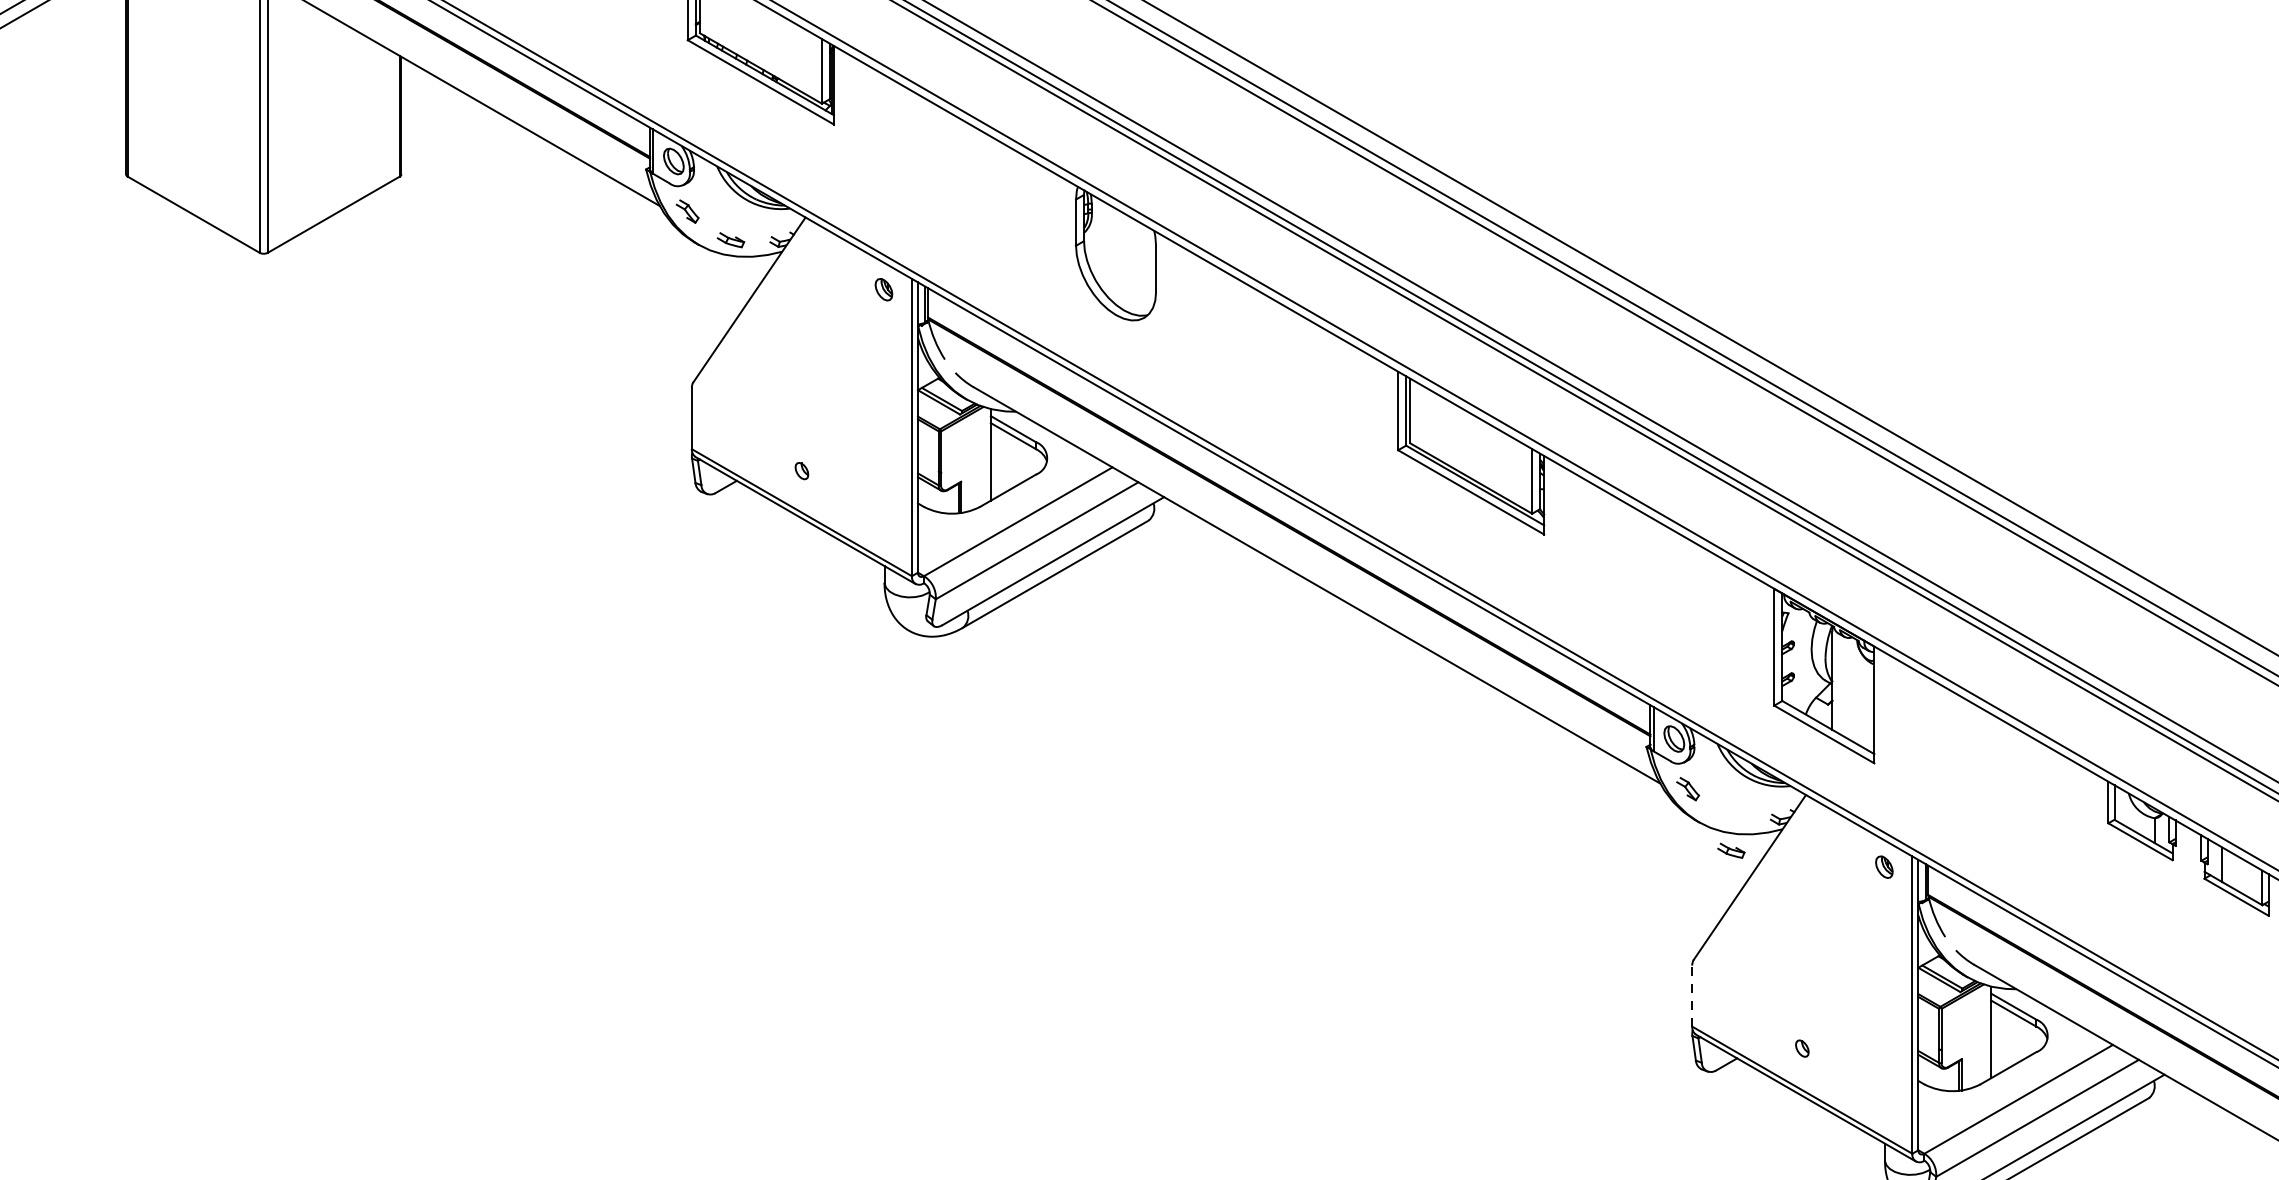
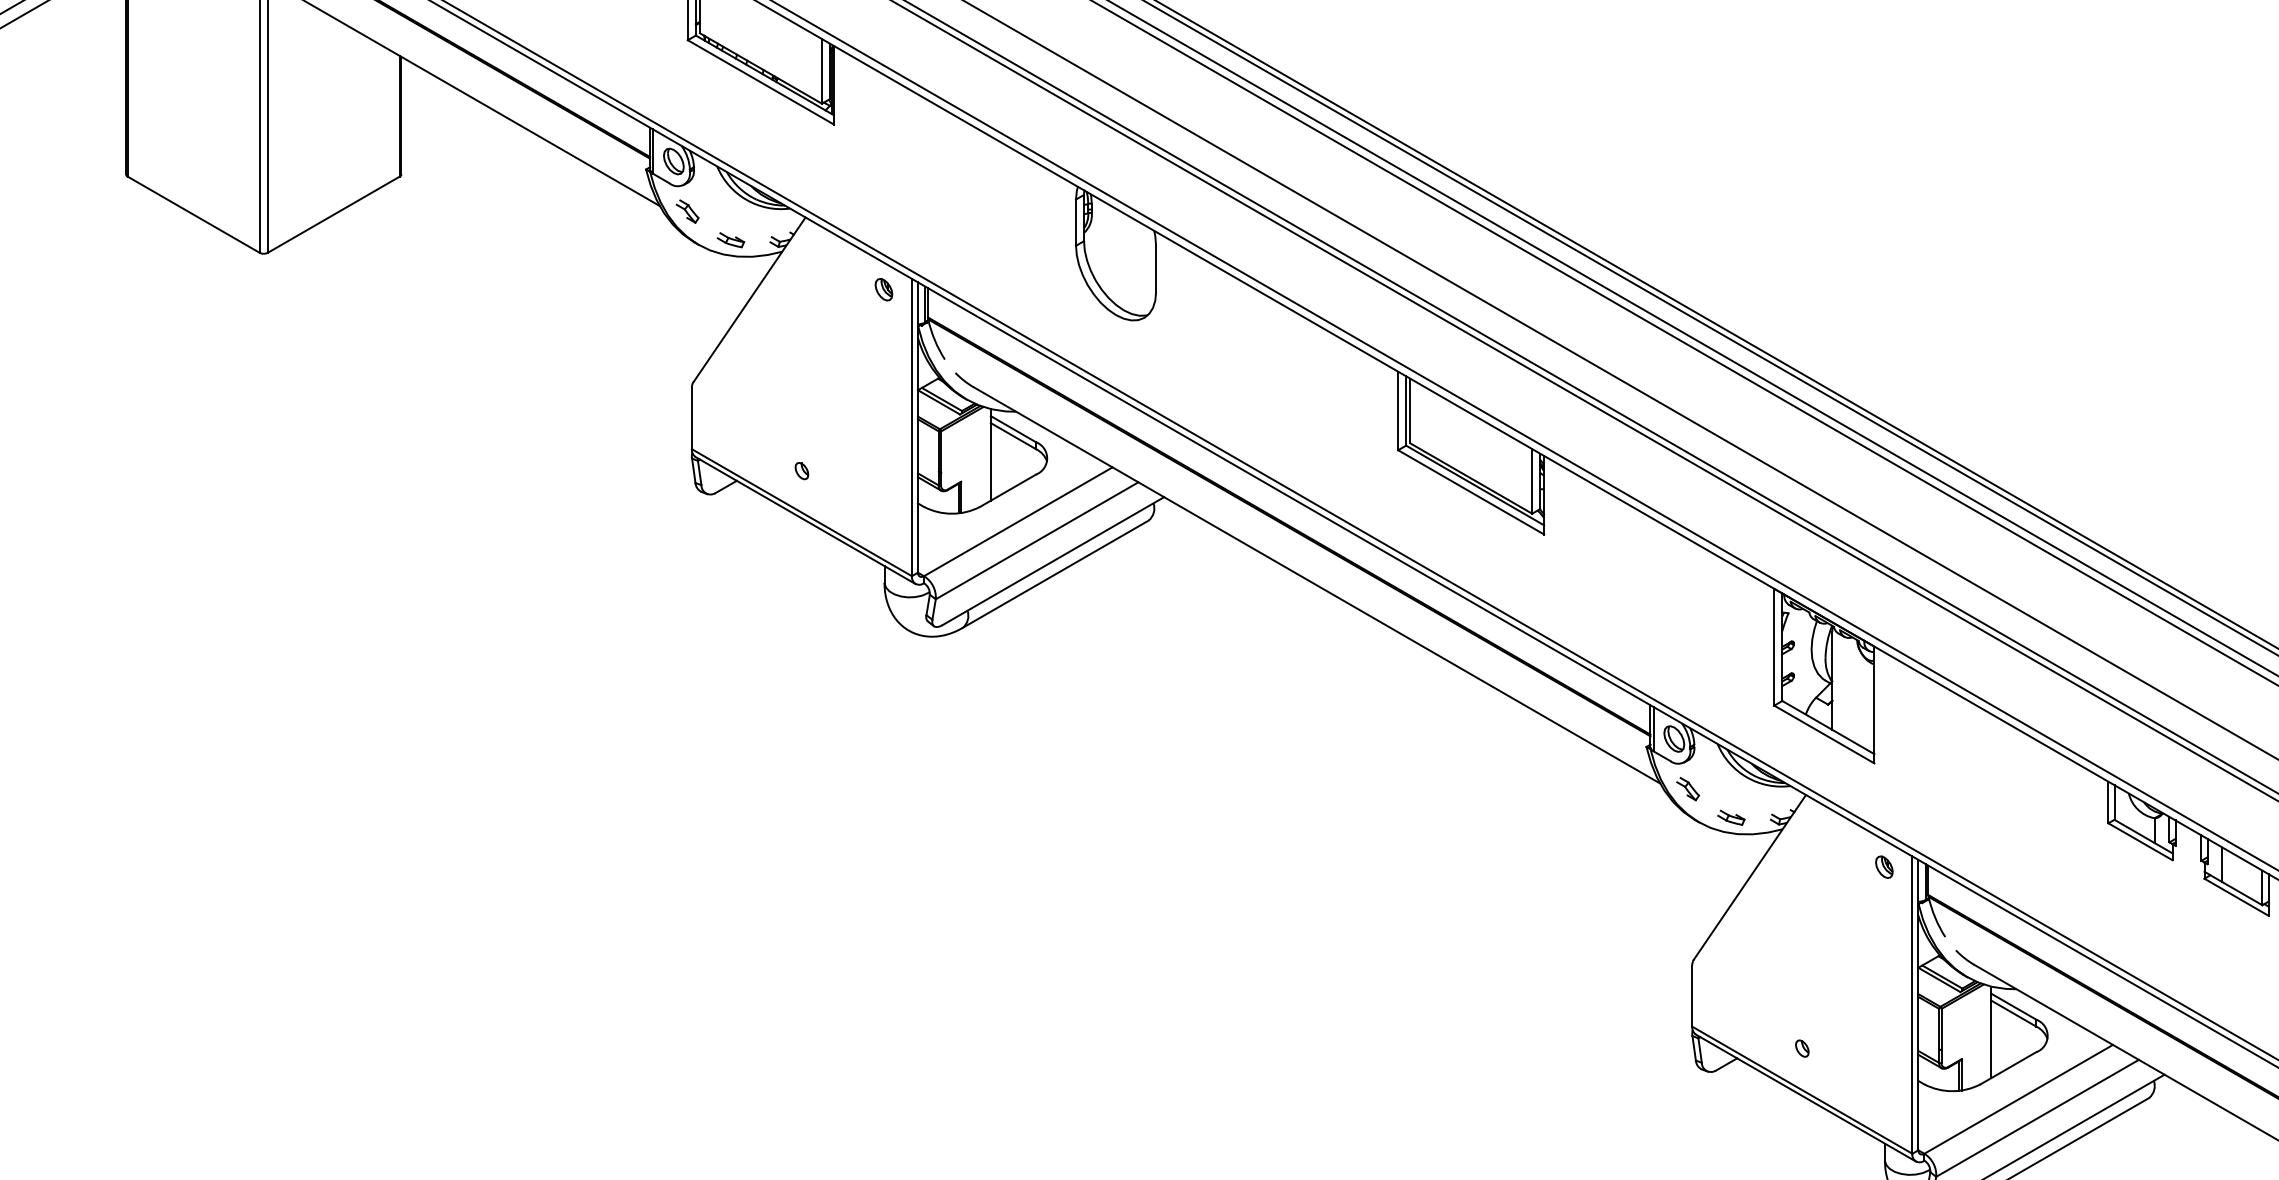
line: none -> present (1716, 324)
line position: (1601, 391) -> (1620, 379) (1620, 379)
part position: (1731, 850) -> (1731, 817) (1731, 817)
line: dashed -> solid (1692, 996)
